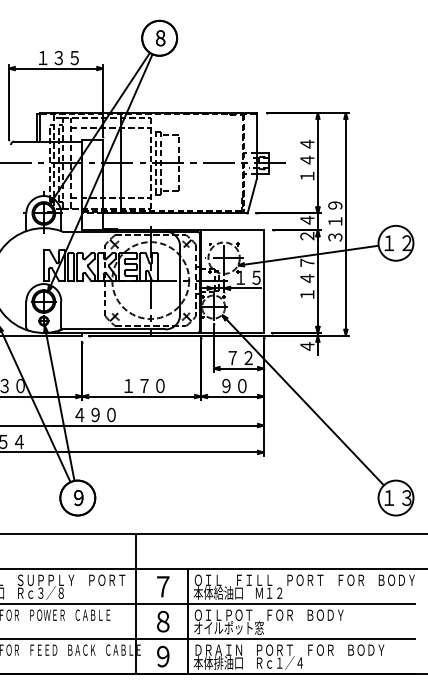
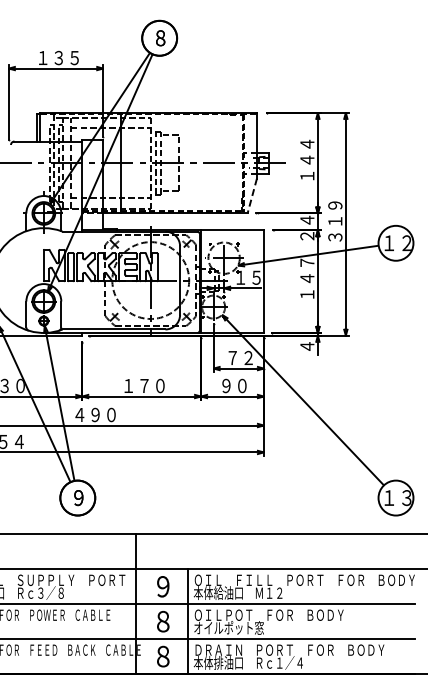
line: solid -> dashed (252, 196)
text: ７ -> ９ (163, 586)
text: ９ -> ８ (163, 656)
